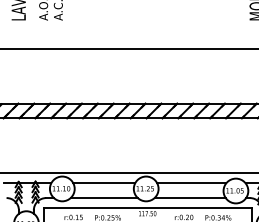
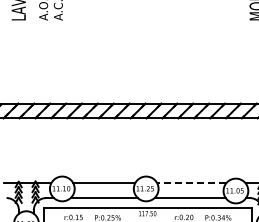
line: present -> none (128, 49)
line: present -> none (128, 172)
line: solid -> dashed (191, 183)
